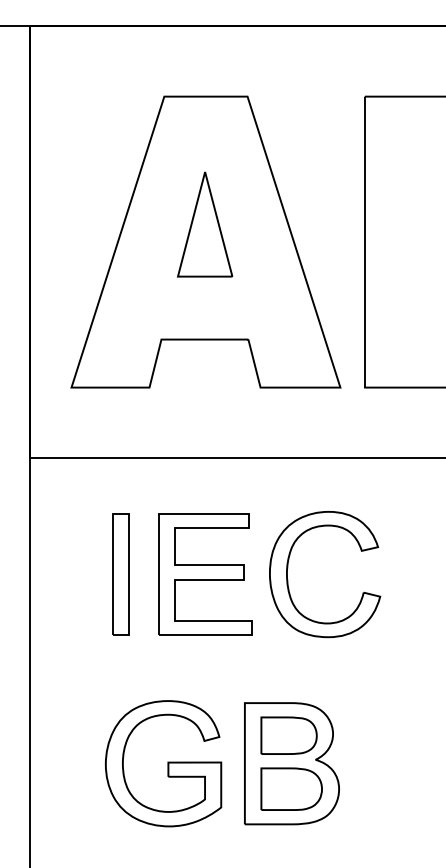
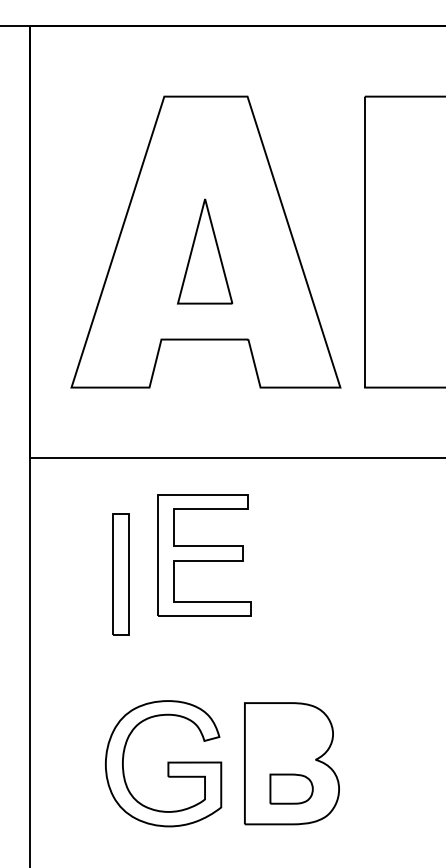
part position: (205, 224) -> (205, 251) (205, 251)
part position: (205, 574) -> (204, 555) (204, 555)
part: present -> none (288, 579)
part: present -> none (288, 735)
part size: 63x44 px -> 45x32 px (291, 788)
